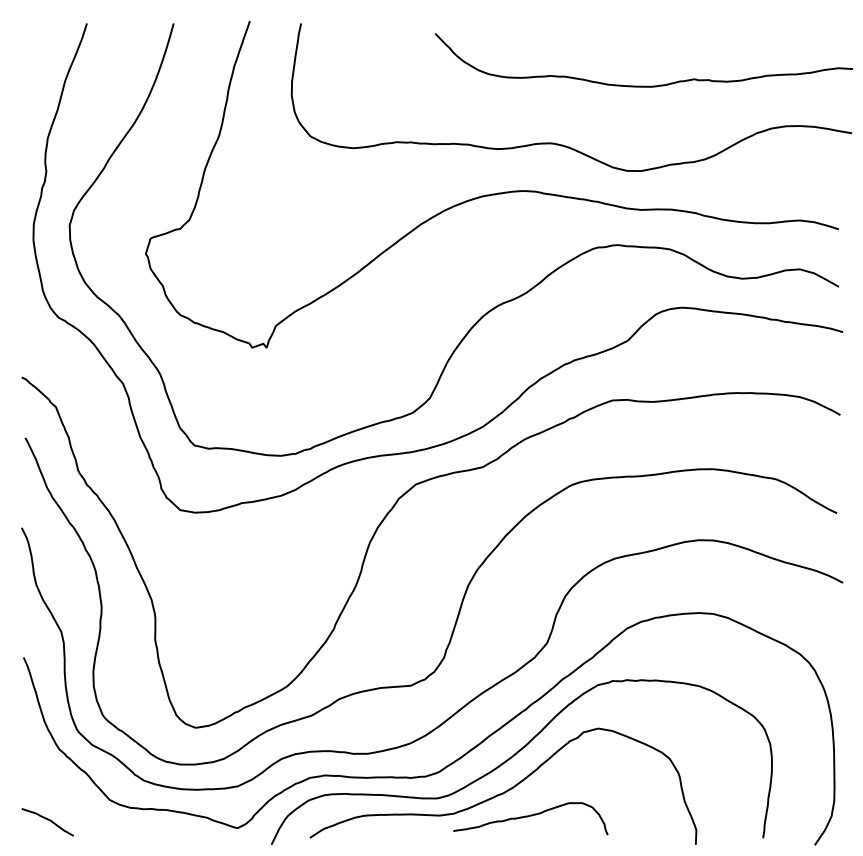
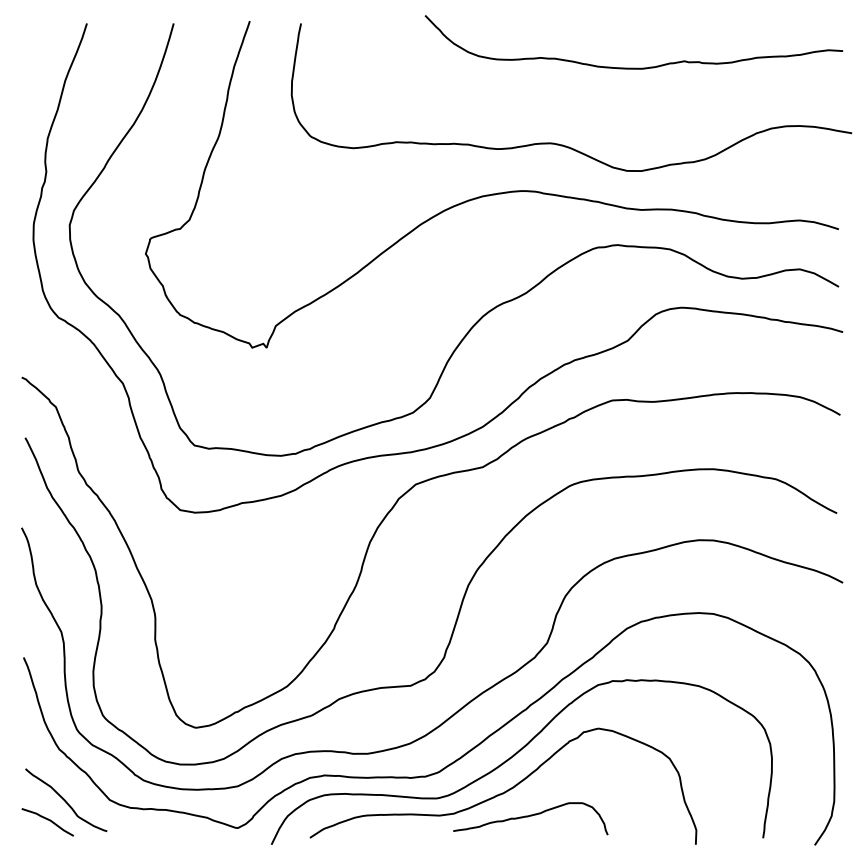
curve position: (643, 85) -> (633, 67) (633, 67)
curve: none -> present (65, 799)
